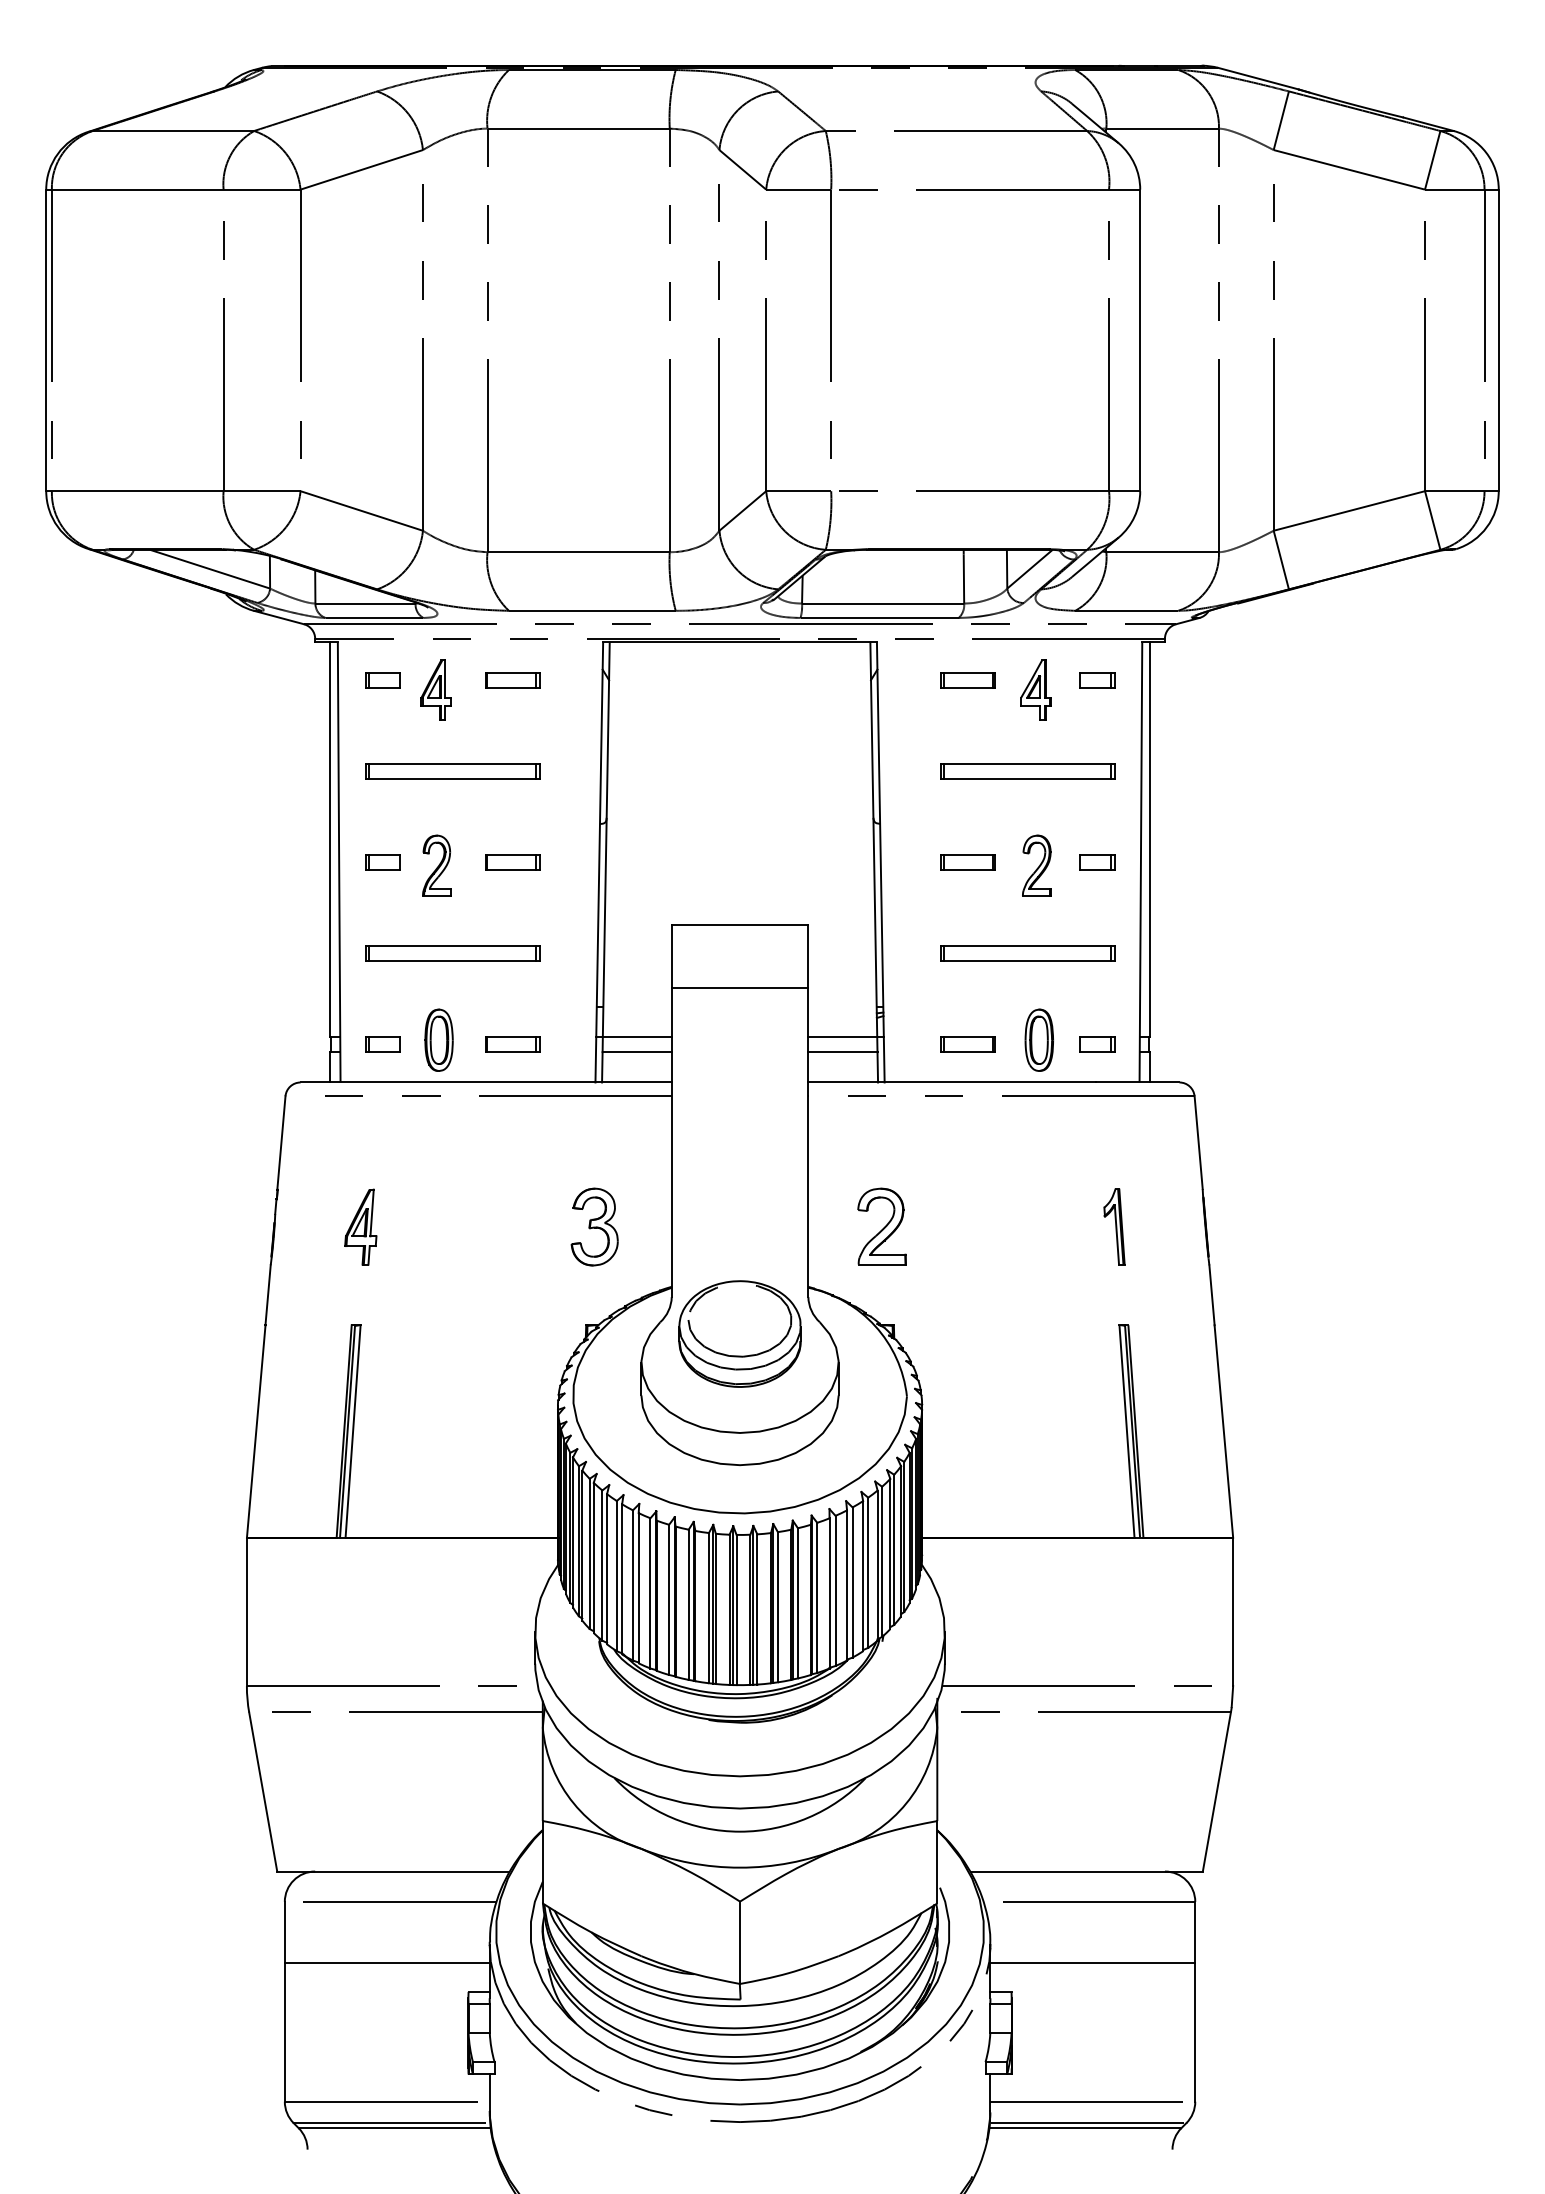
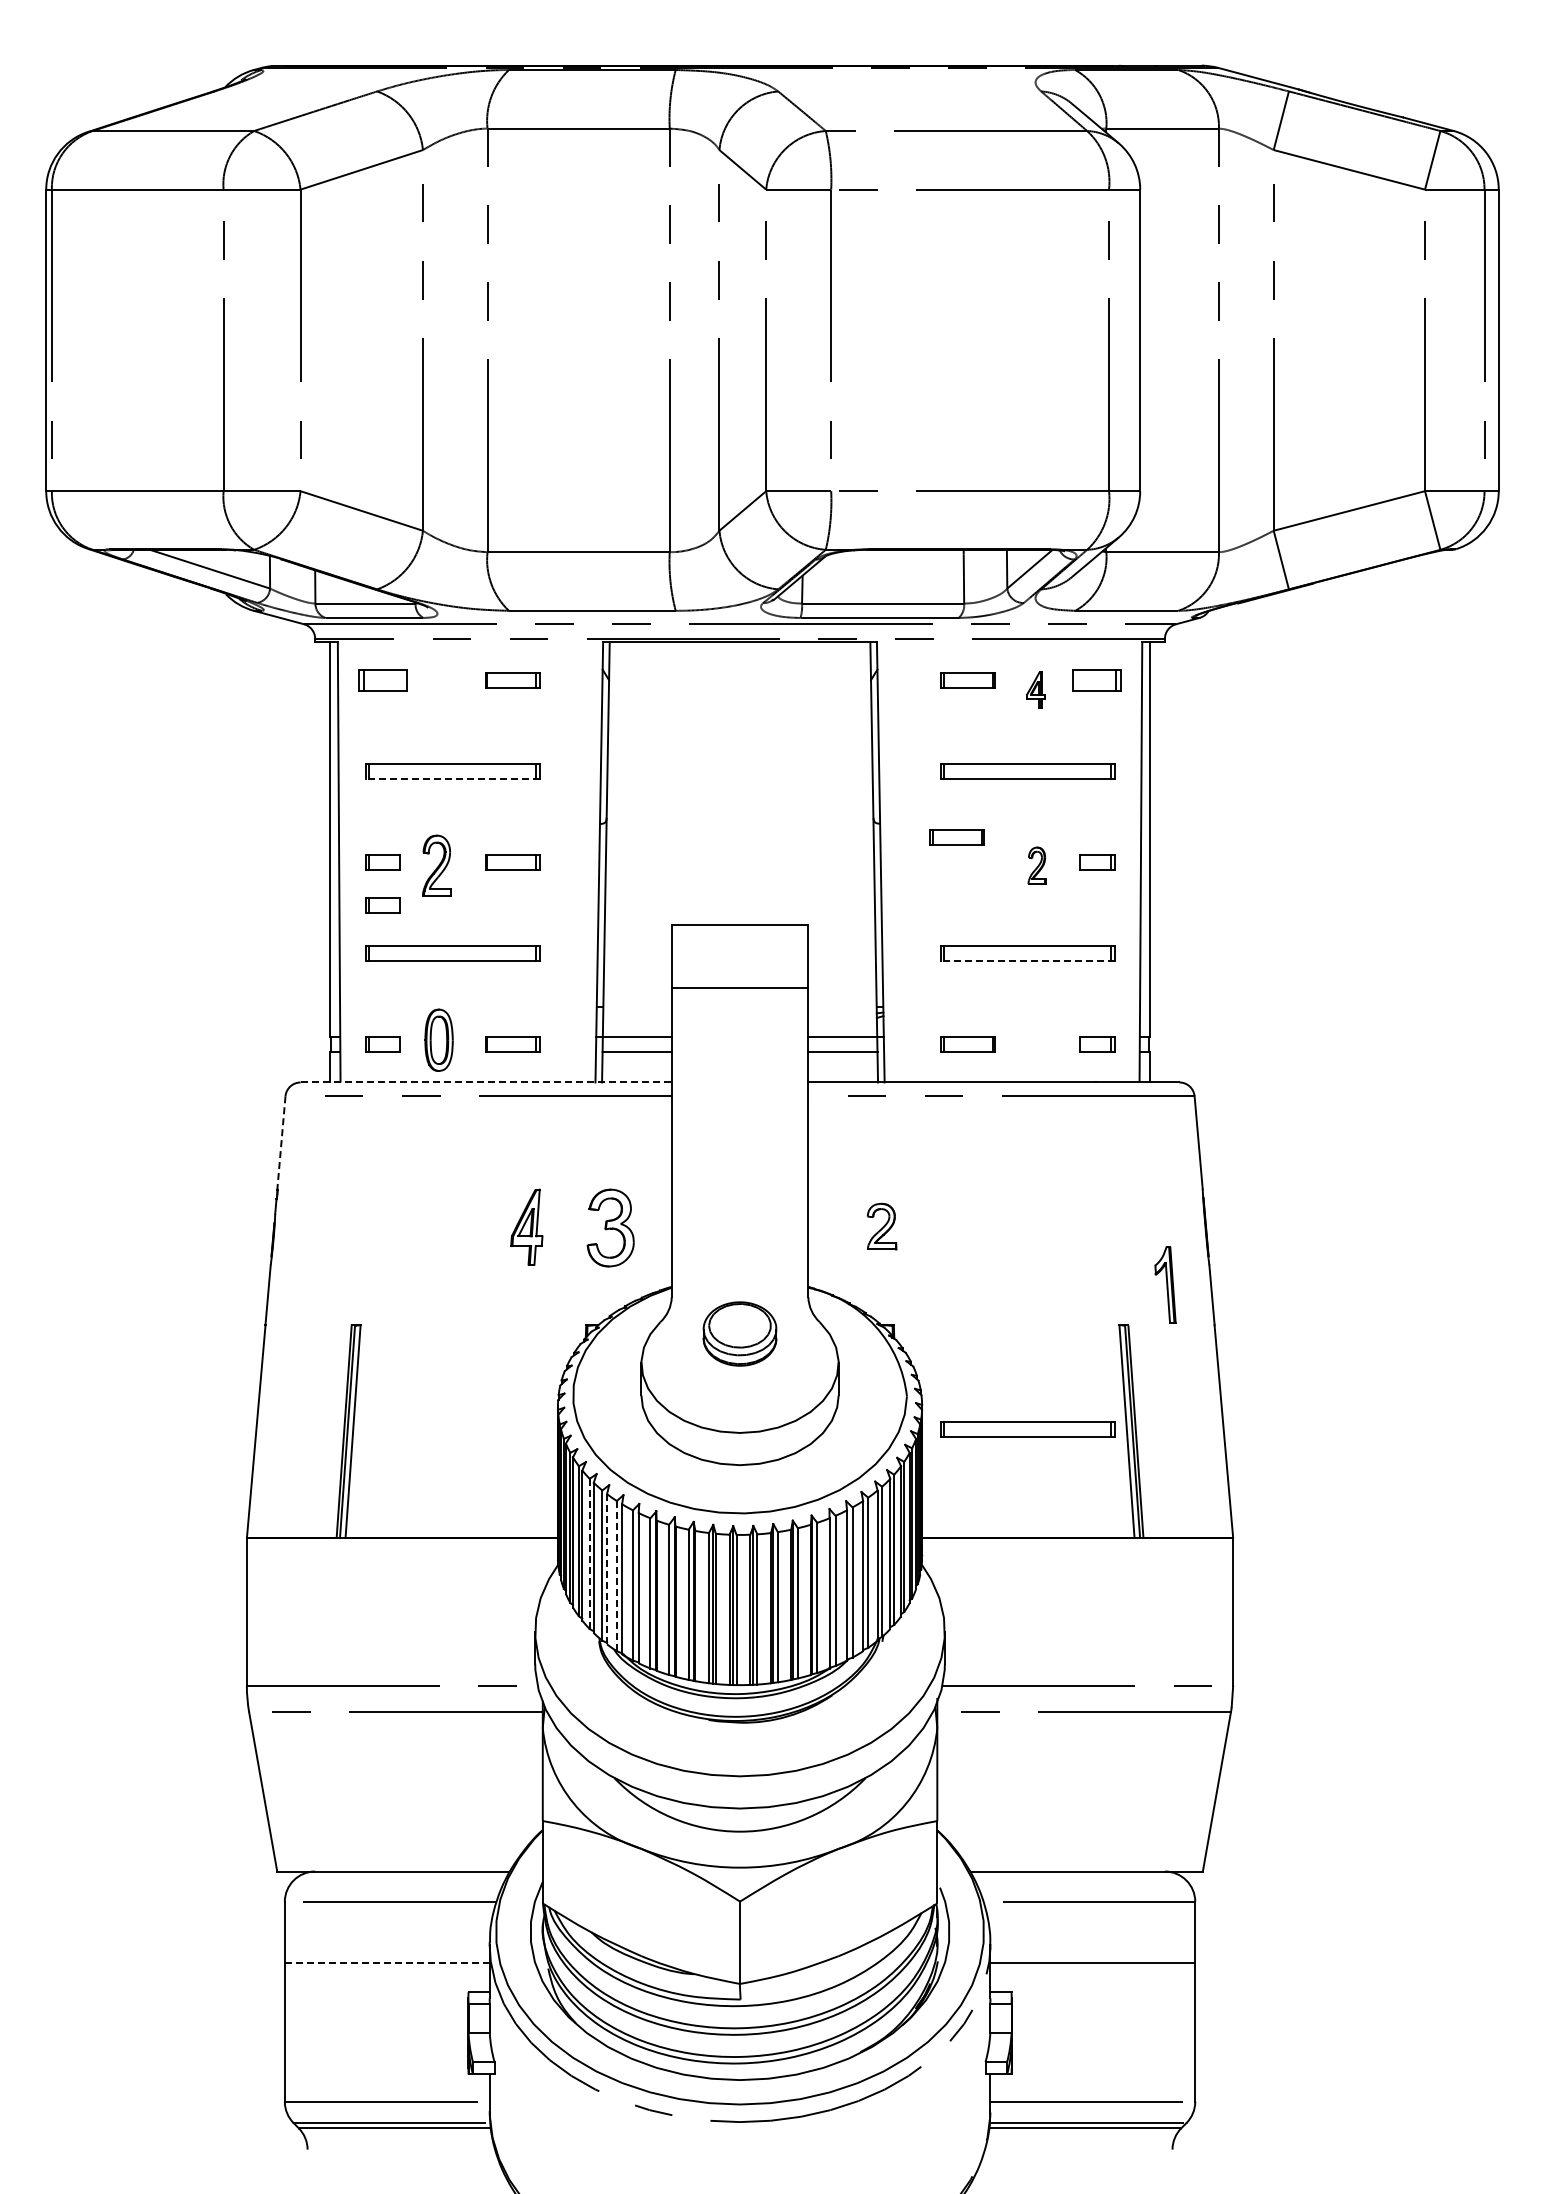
part size: 36x17 px -> 50x23 px (382, 680)
part size: 37x17 px -> 50x23 px (1096, 680)
part: present -> none (435, 689)
part size: 32x62 px -> 20x38 px (1035, 689)
line: solid -> dashed (452, 779)
part position: (967, 862) -> (956, 837) (956, 837)
part size: 30x63 px -> 20x39 px (1036, 865)
part: none -> present (382, 905)
line: solid -> dashed (1027, 961)
part: present -> none (1038, 1039)
line: solid -> dashed (486, 1082)
line: solid -> dashed (281, 1142)
part position: (360, 1226) -> (526, 1226) (526, 1226)
part position: (594, 1226) -> (610, 1227) (610, 1227)
part size: 50x79 px -> 32x49 px (881, 1226)
part position: (1114, 1226) -> (1165, 1284) (1165, 1284)
part size: 124x108 px -> 76x66 px (739, 1333)
part: none -> present (1027, 1429)
line: solid -> dashed (589, 1553)
line: solid -> dashed (607, 1569)
line: solid -> dashed (616, 1575)
line: solid -> dashed (387, 1962)
